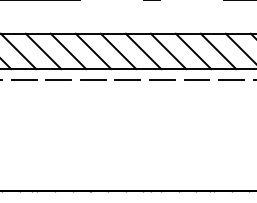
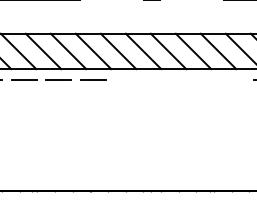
line: present -> none (162, 79)
line: present -> none (127, 80)
line: present -> none (196, 80)
line: present -> none (231, 80)
